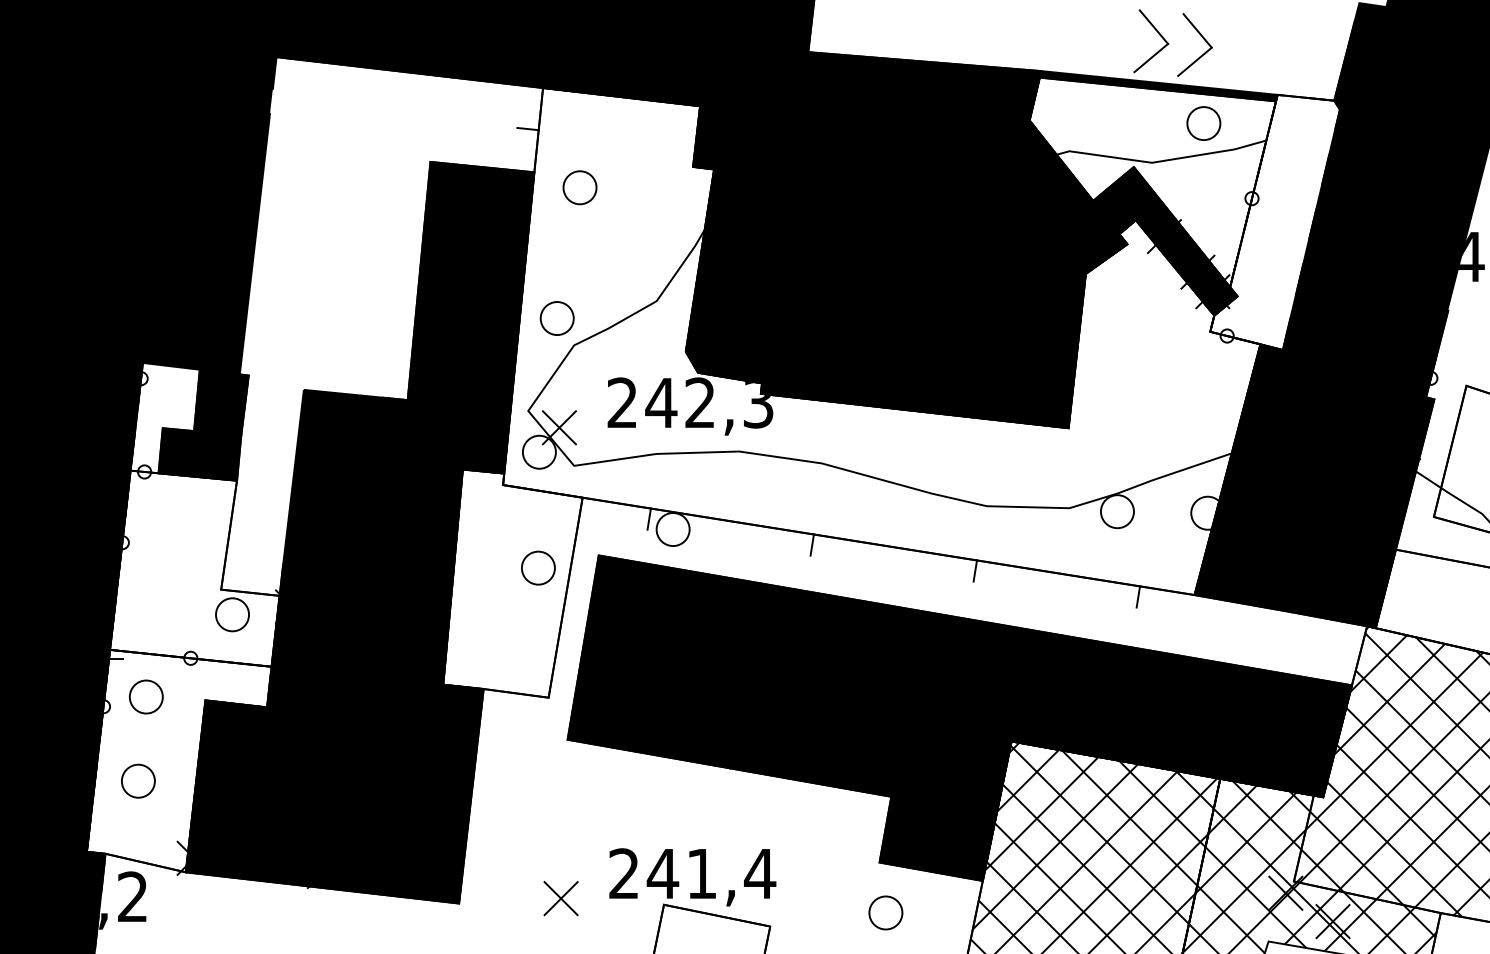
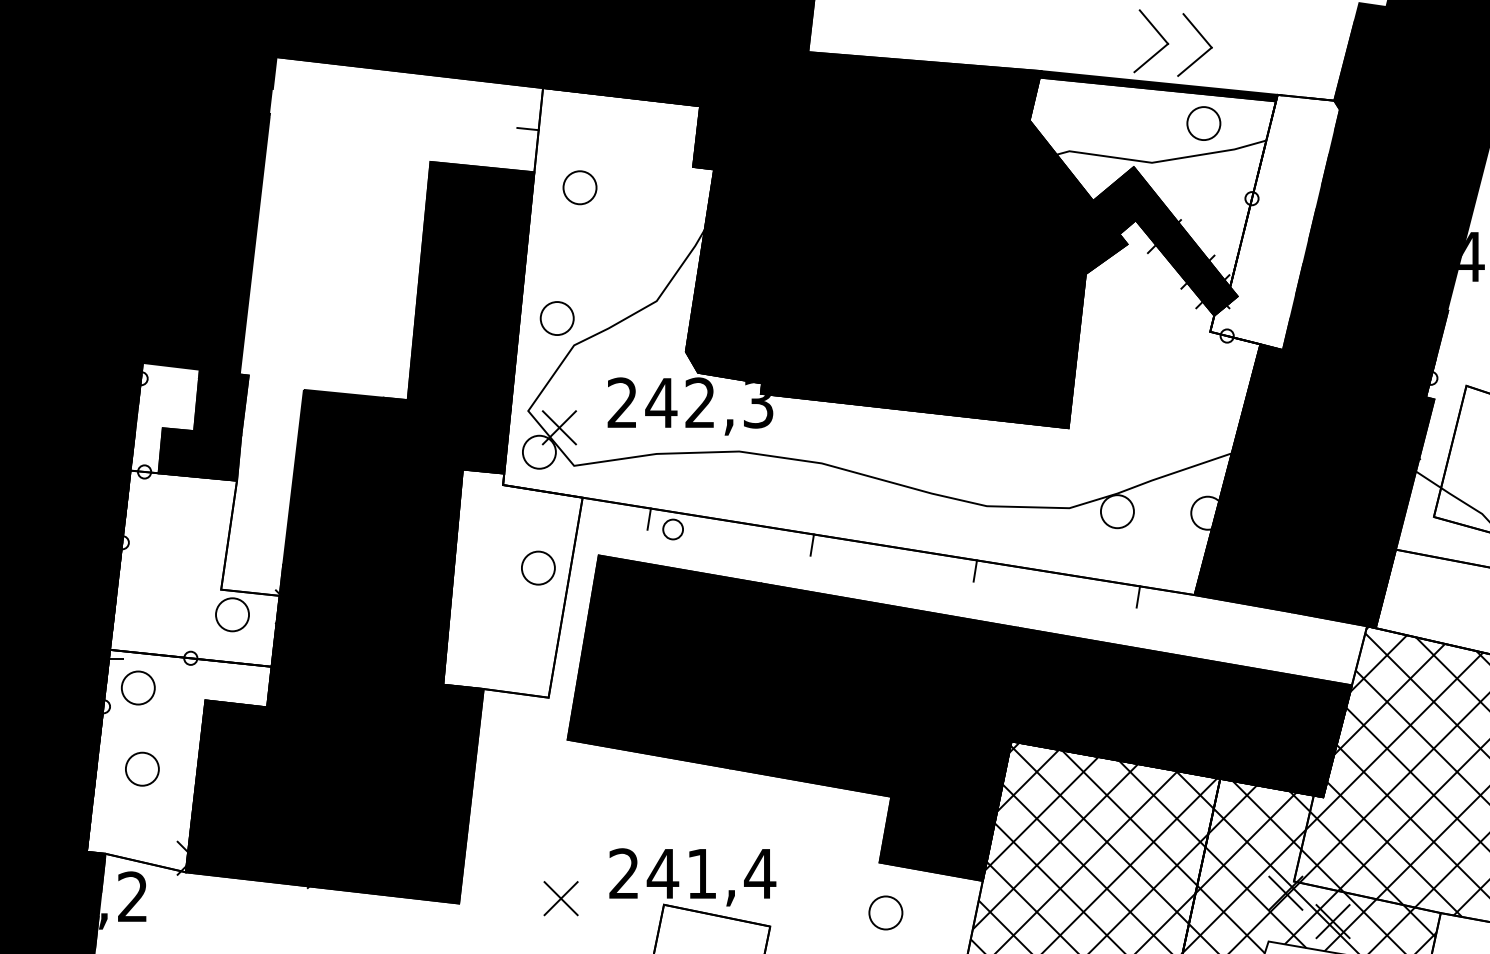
circle diameter: 33 px -> 20 px (673, 529)
circle position: (146, 696) -> (138, 687) (138, 687)
circle position: (138, 780) -> (142, 768) (142, 768)
